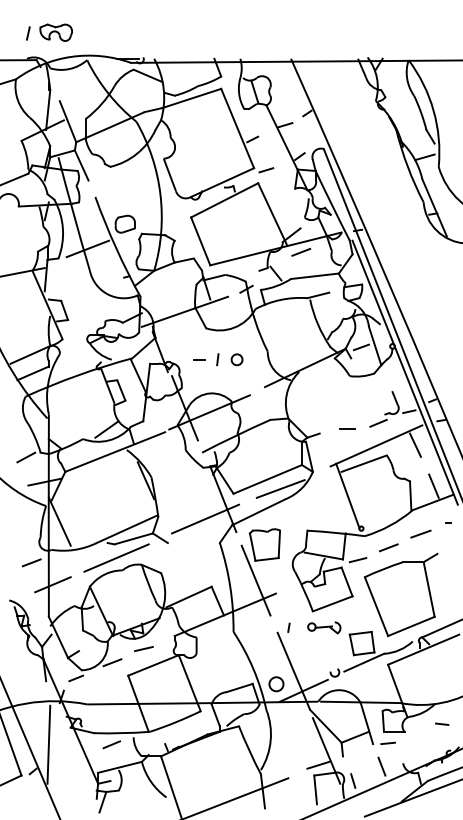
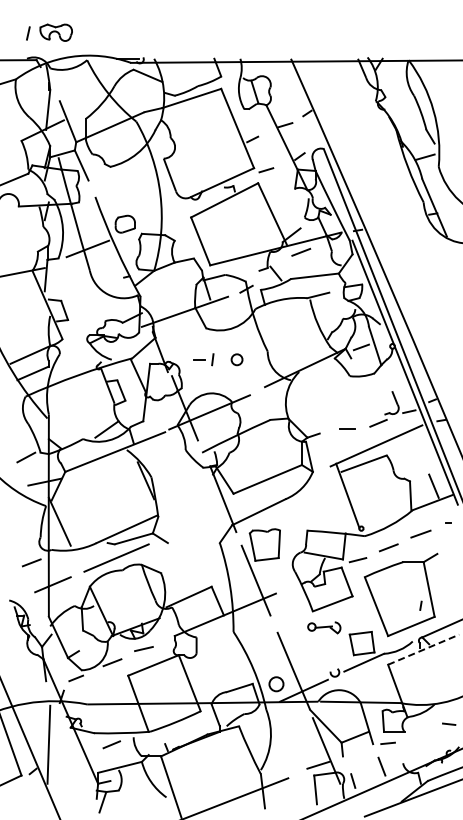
line position: (217, 359) -> (212, 359) (212, 359)
line: present -> none (415, 444)
line: present -> none (280, 488)
line: present -> none (205, 518)
line position: (288, 627) -> (420, 605) (420, 605)
line: solid -> dashed (423, 649)
line position: (442, 723) -> (449, 723) (449, 723)
